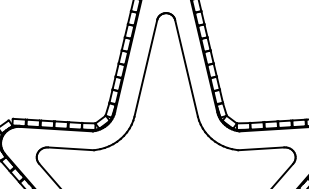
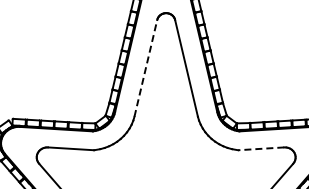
line: solid -> dashed (145, 68)
line: solid -> dashed (260, 148)
